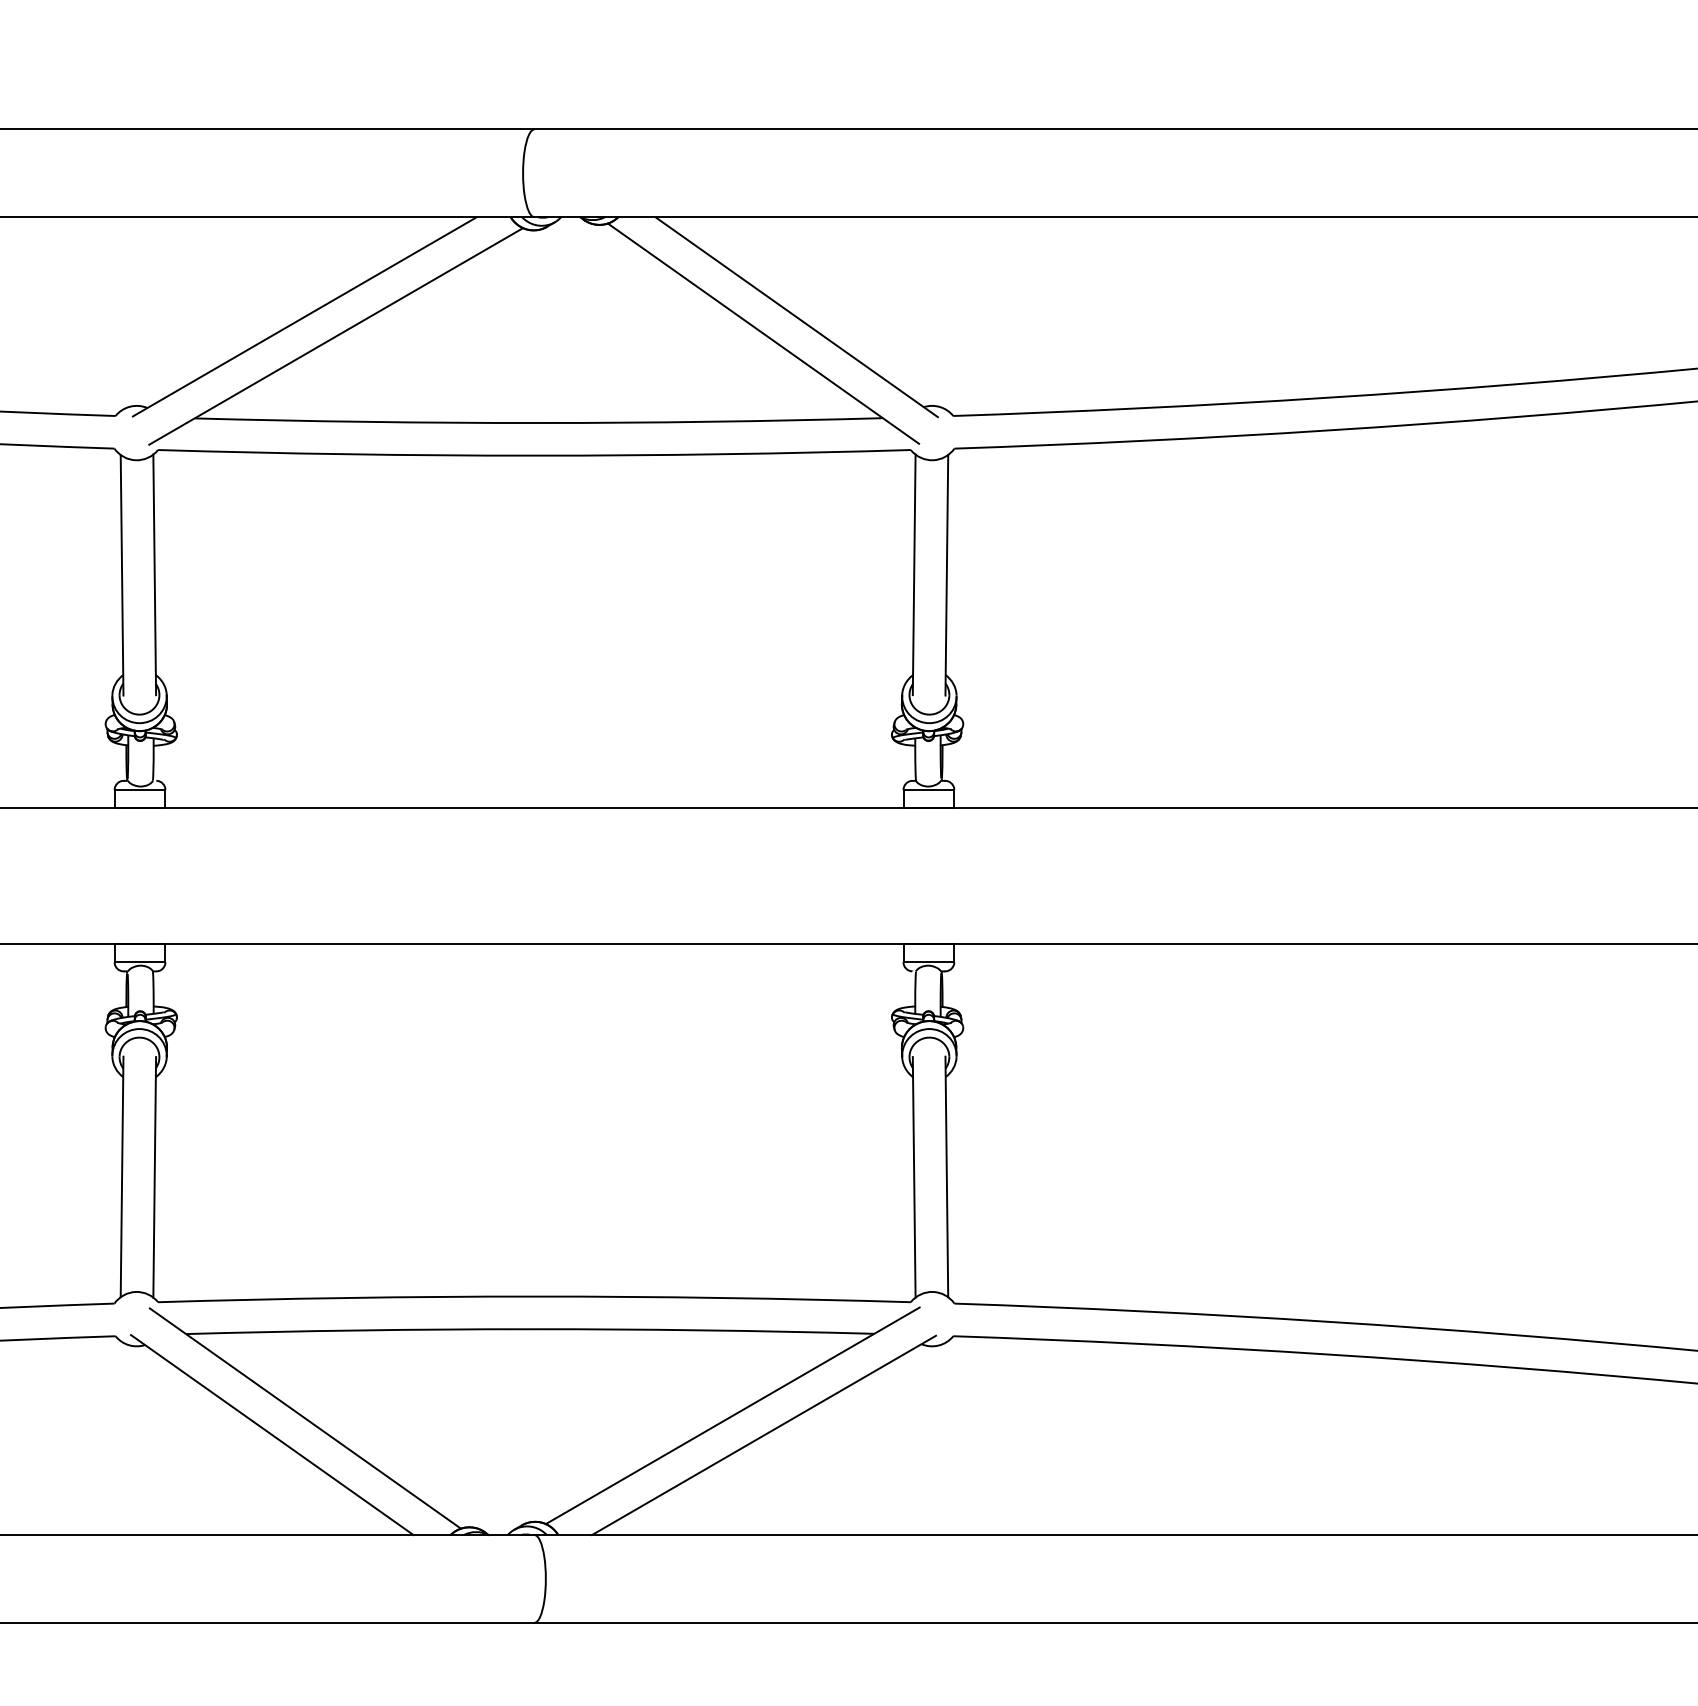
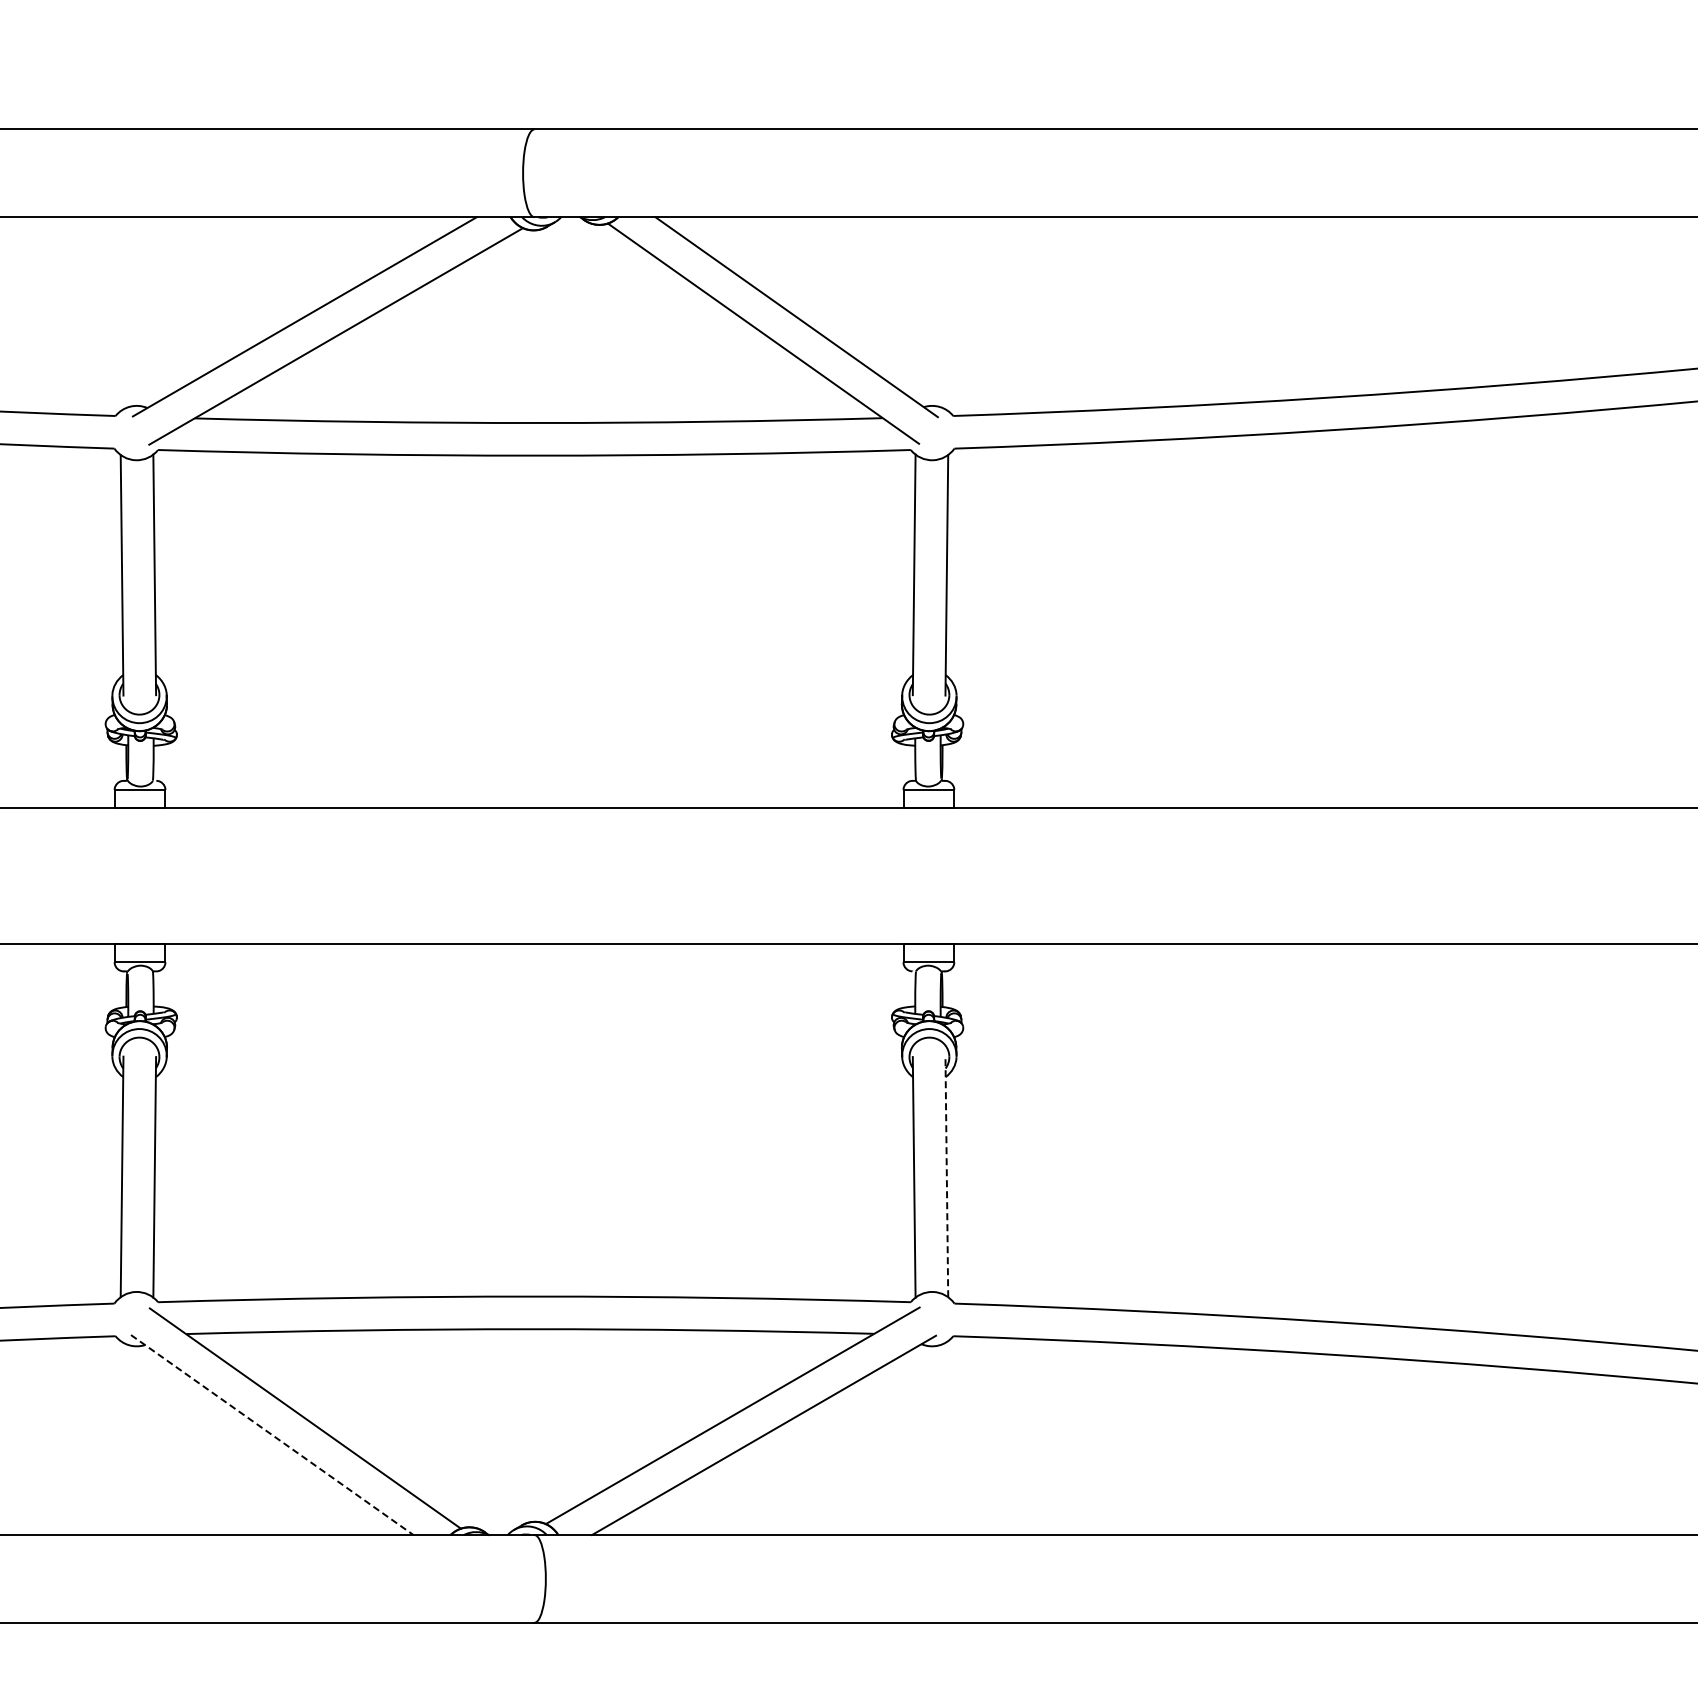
line: solid -> dashed (946, 1176)
line: solid -> dashed (272, 1435)
